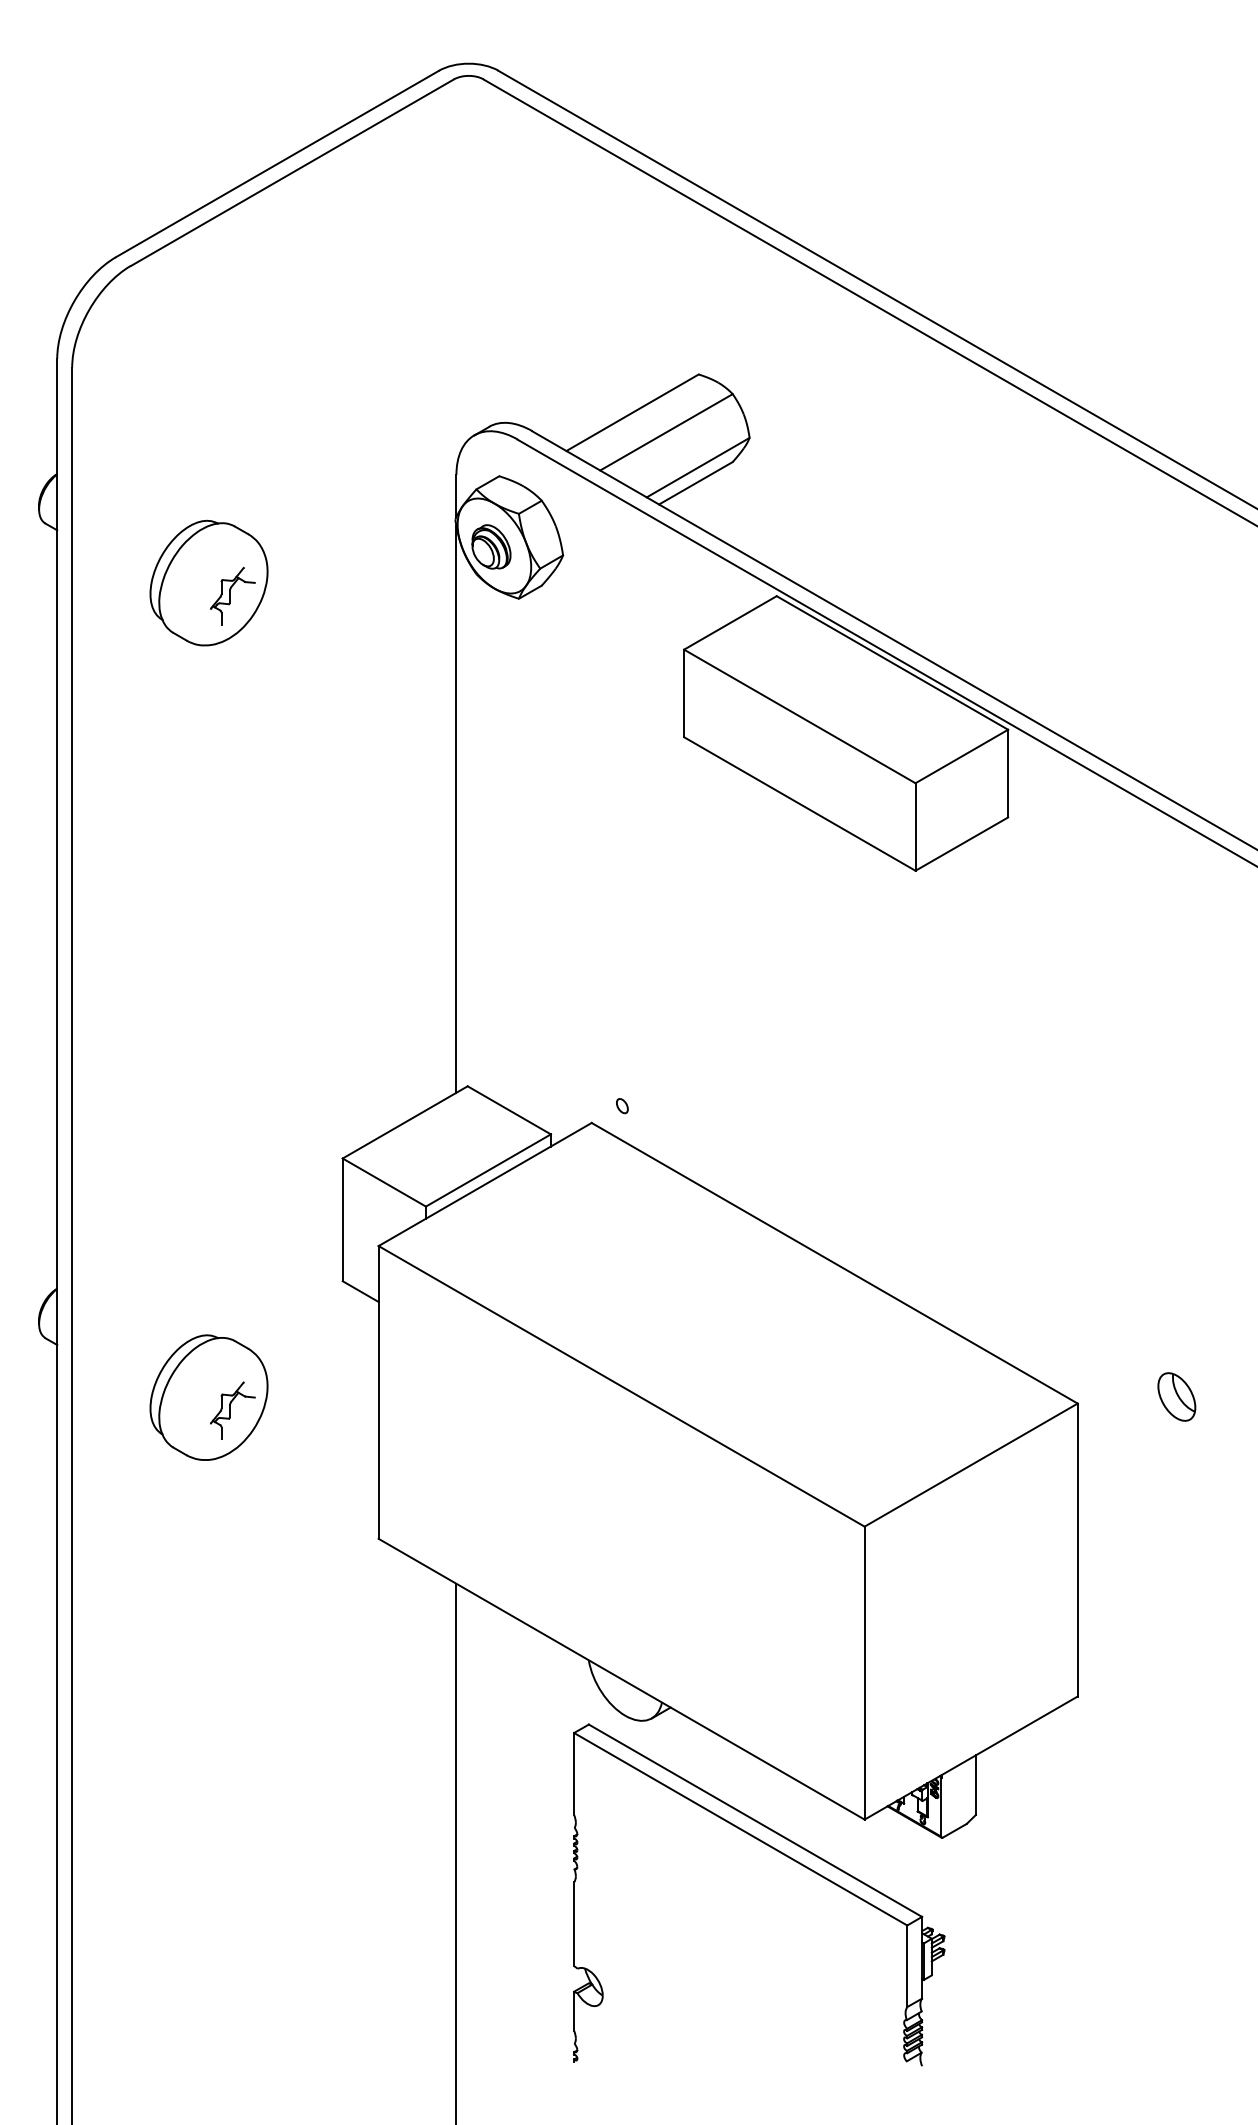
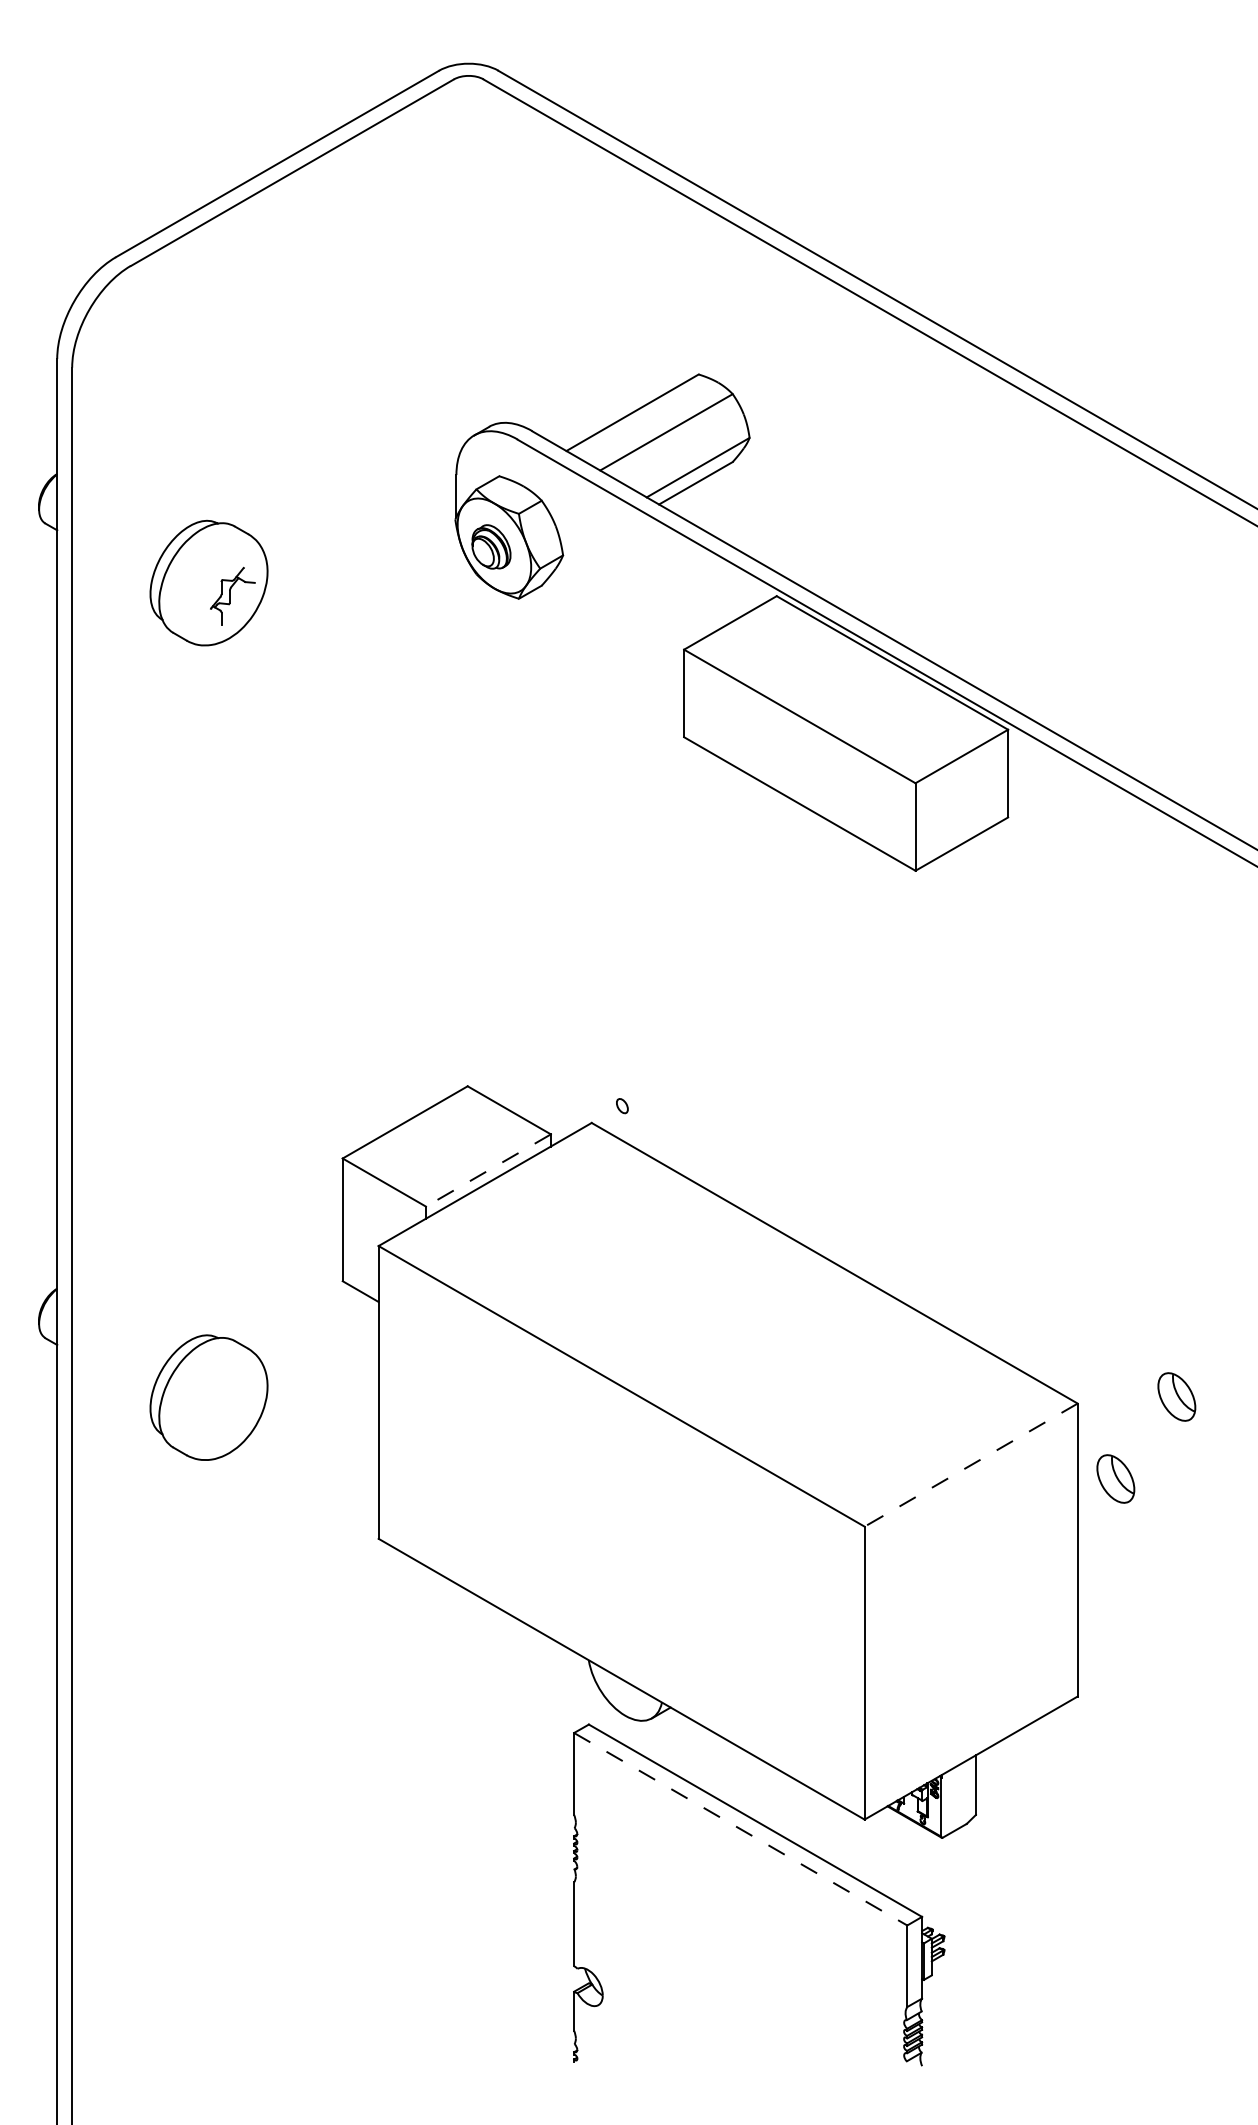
line: present -> none (456, 809)
line: solid -> dashed (488, 1170)
part: present -> none (232, 1410)
line: solid -> dashed (970, 1465)
part: none -> present (1115, 1478)
line: solid -> dashed (741, 1829)
line: present -> none (456, 1852)
